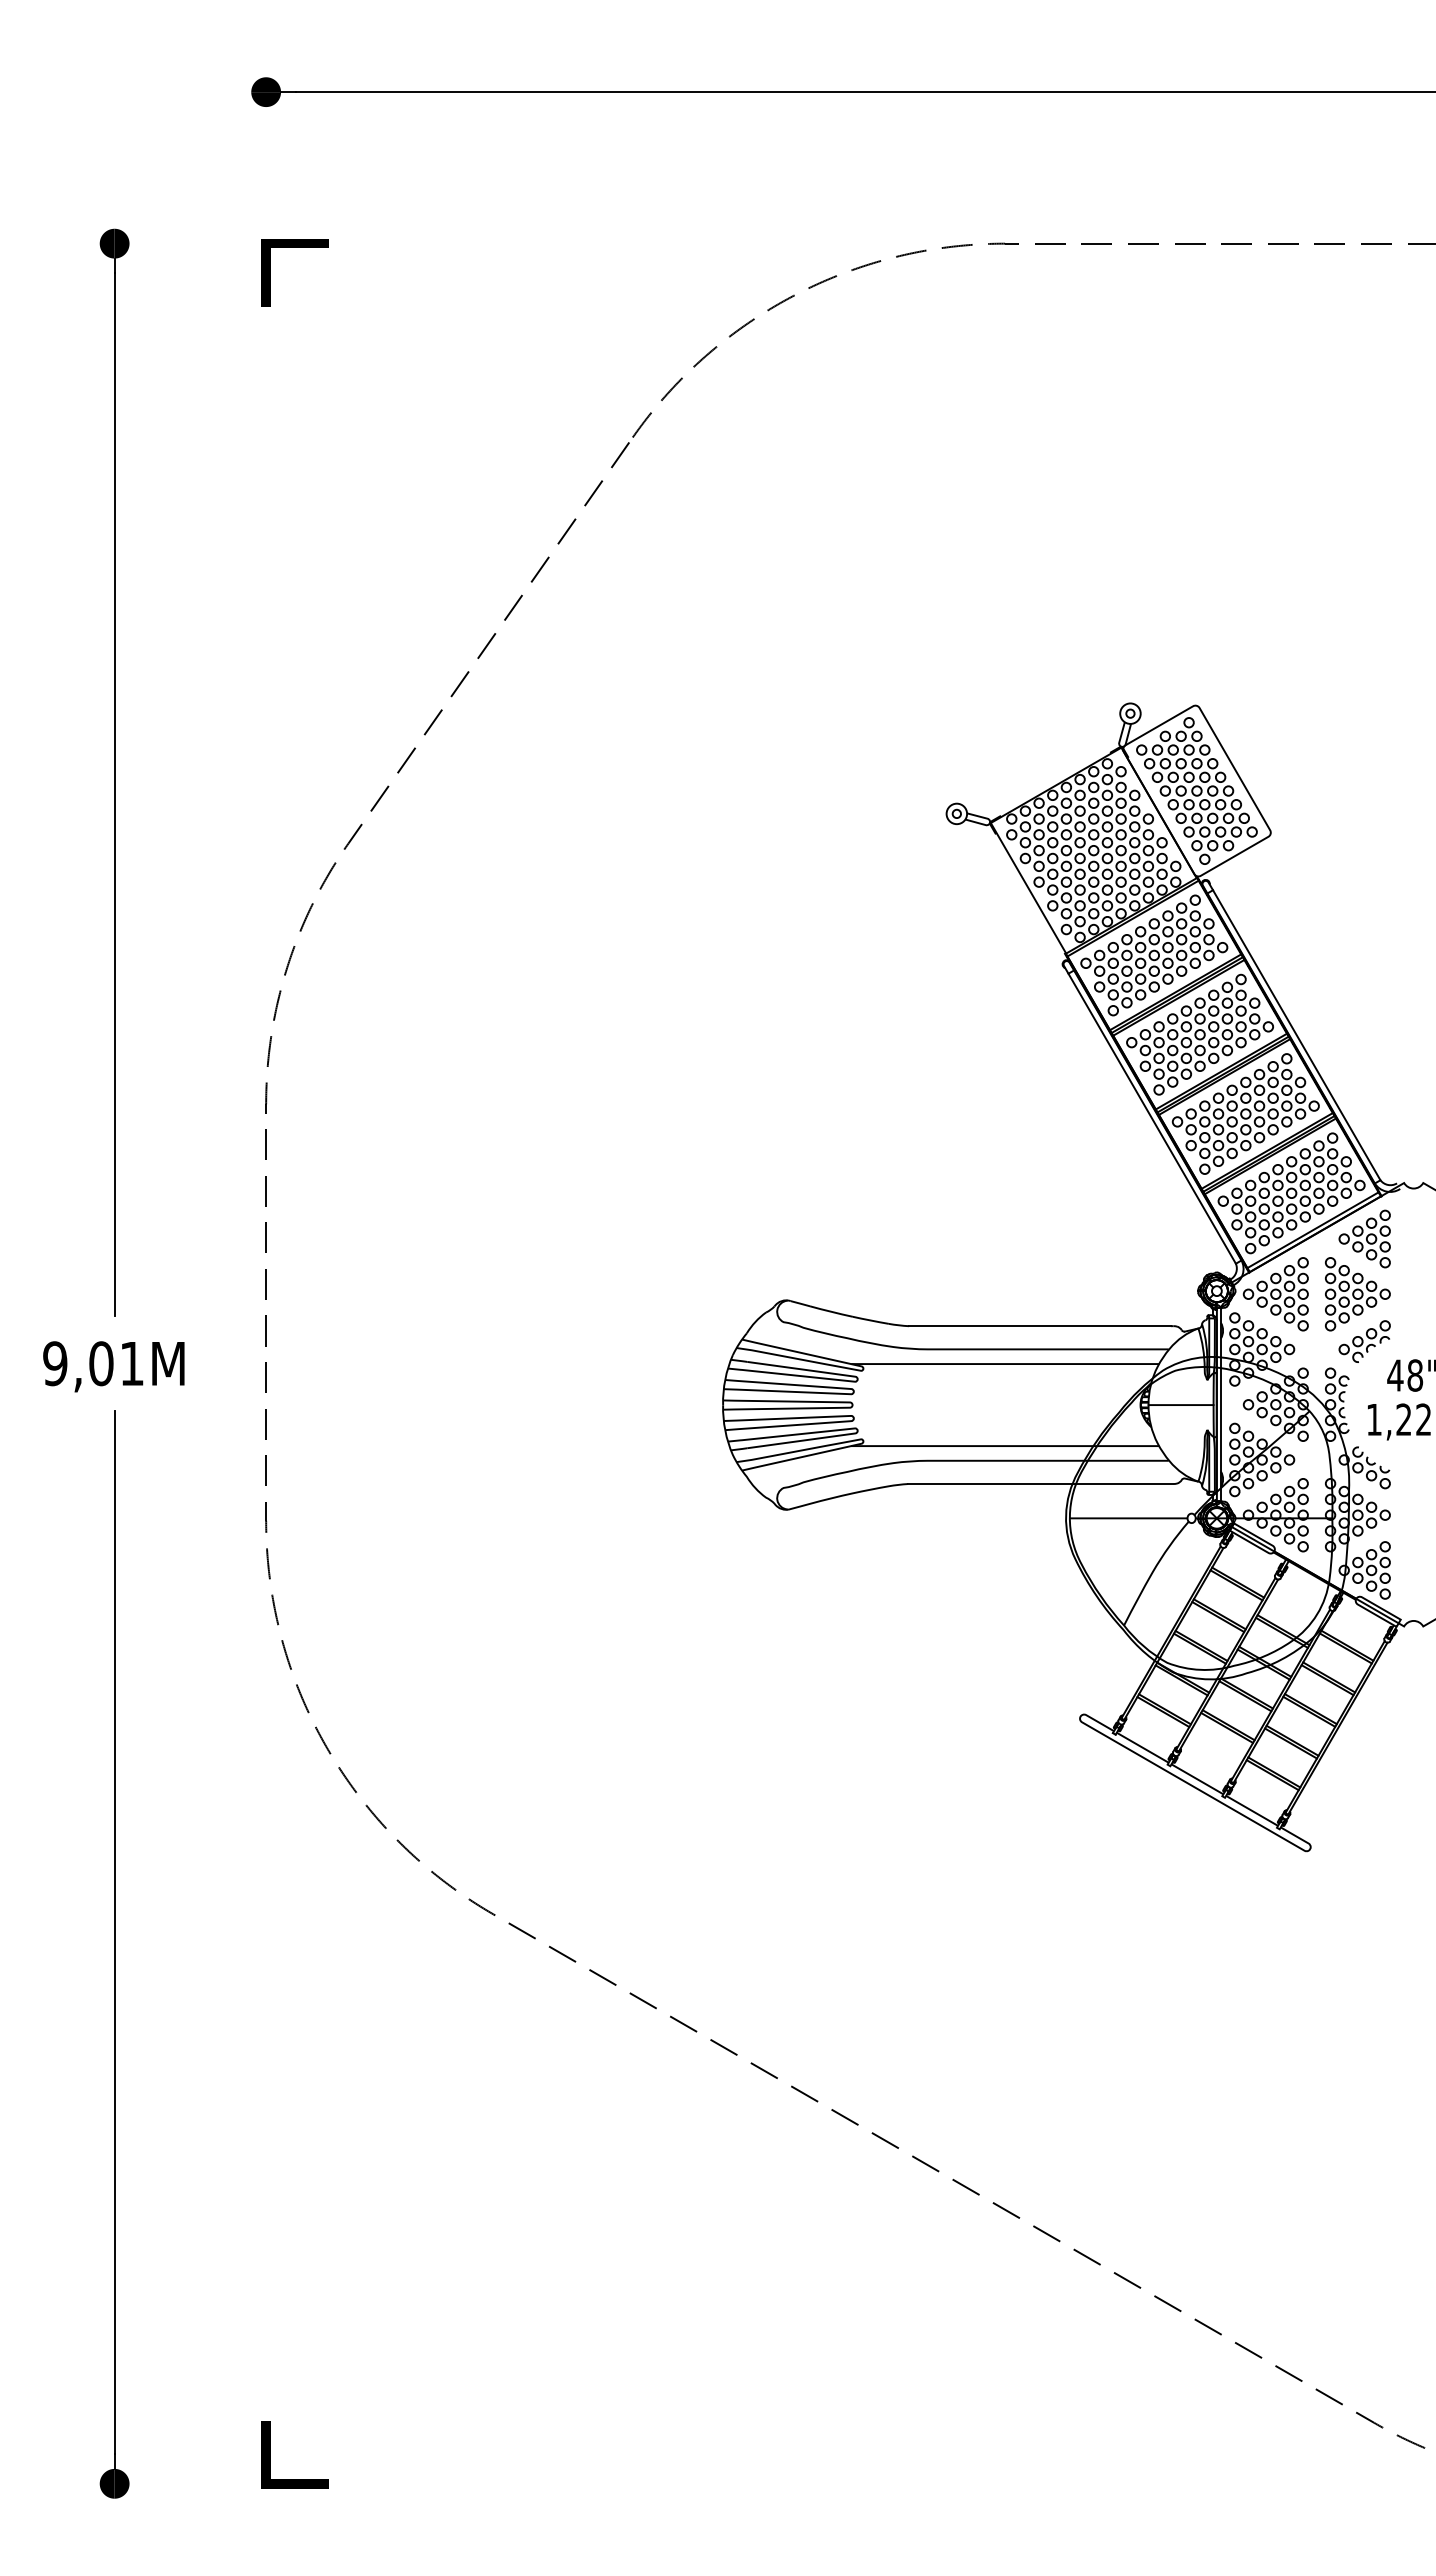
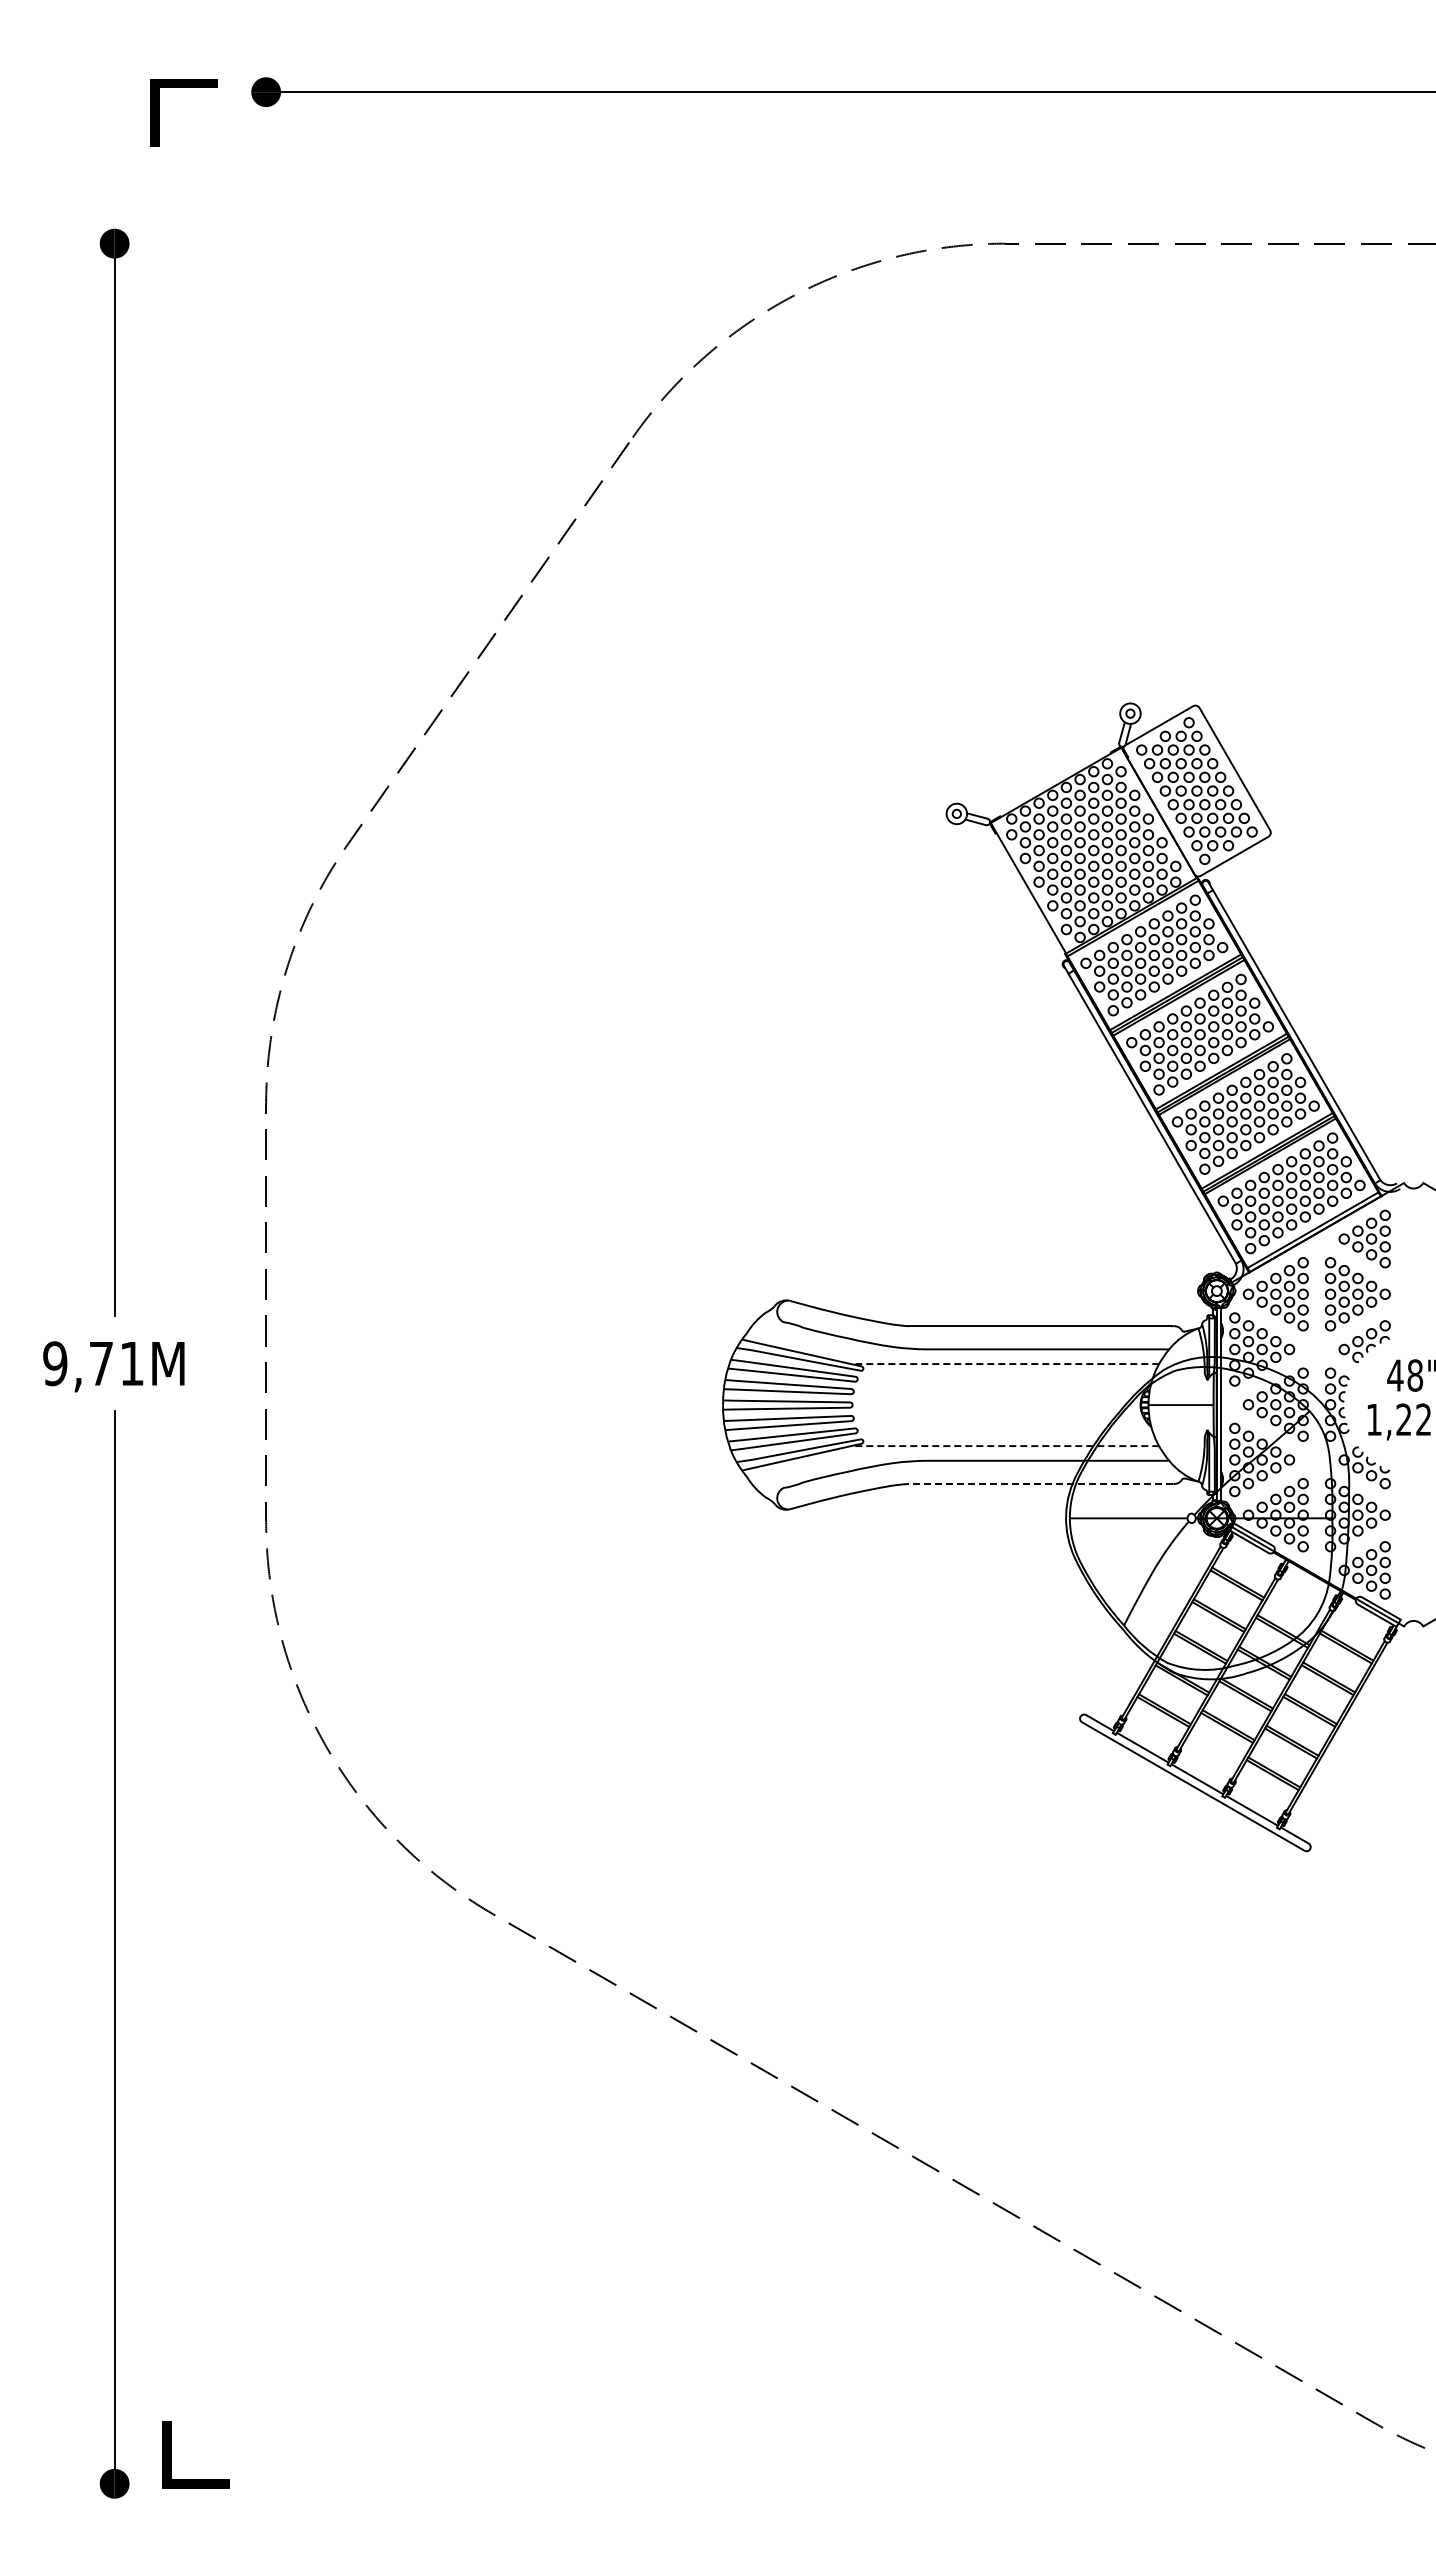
line position: (270, 272) -> (159, 112) (159, 112)
text: 9,01M -> 9,71M (101, 1363)
line: solid -> dashed (1004, 1364)
line: solid -> dashed (1004, 1446)
line: solid -> dashed (1040, 1484)
line position: (270, 2454) -> (171, 2454) (171, 2454)
